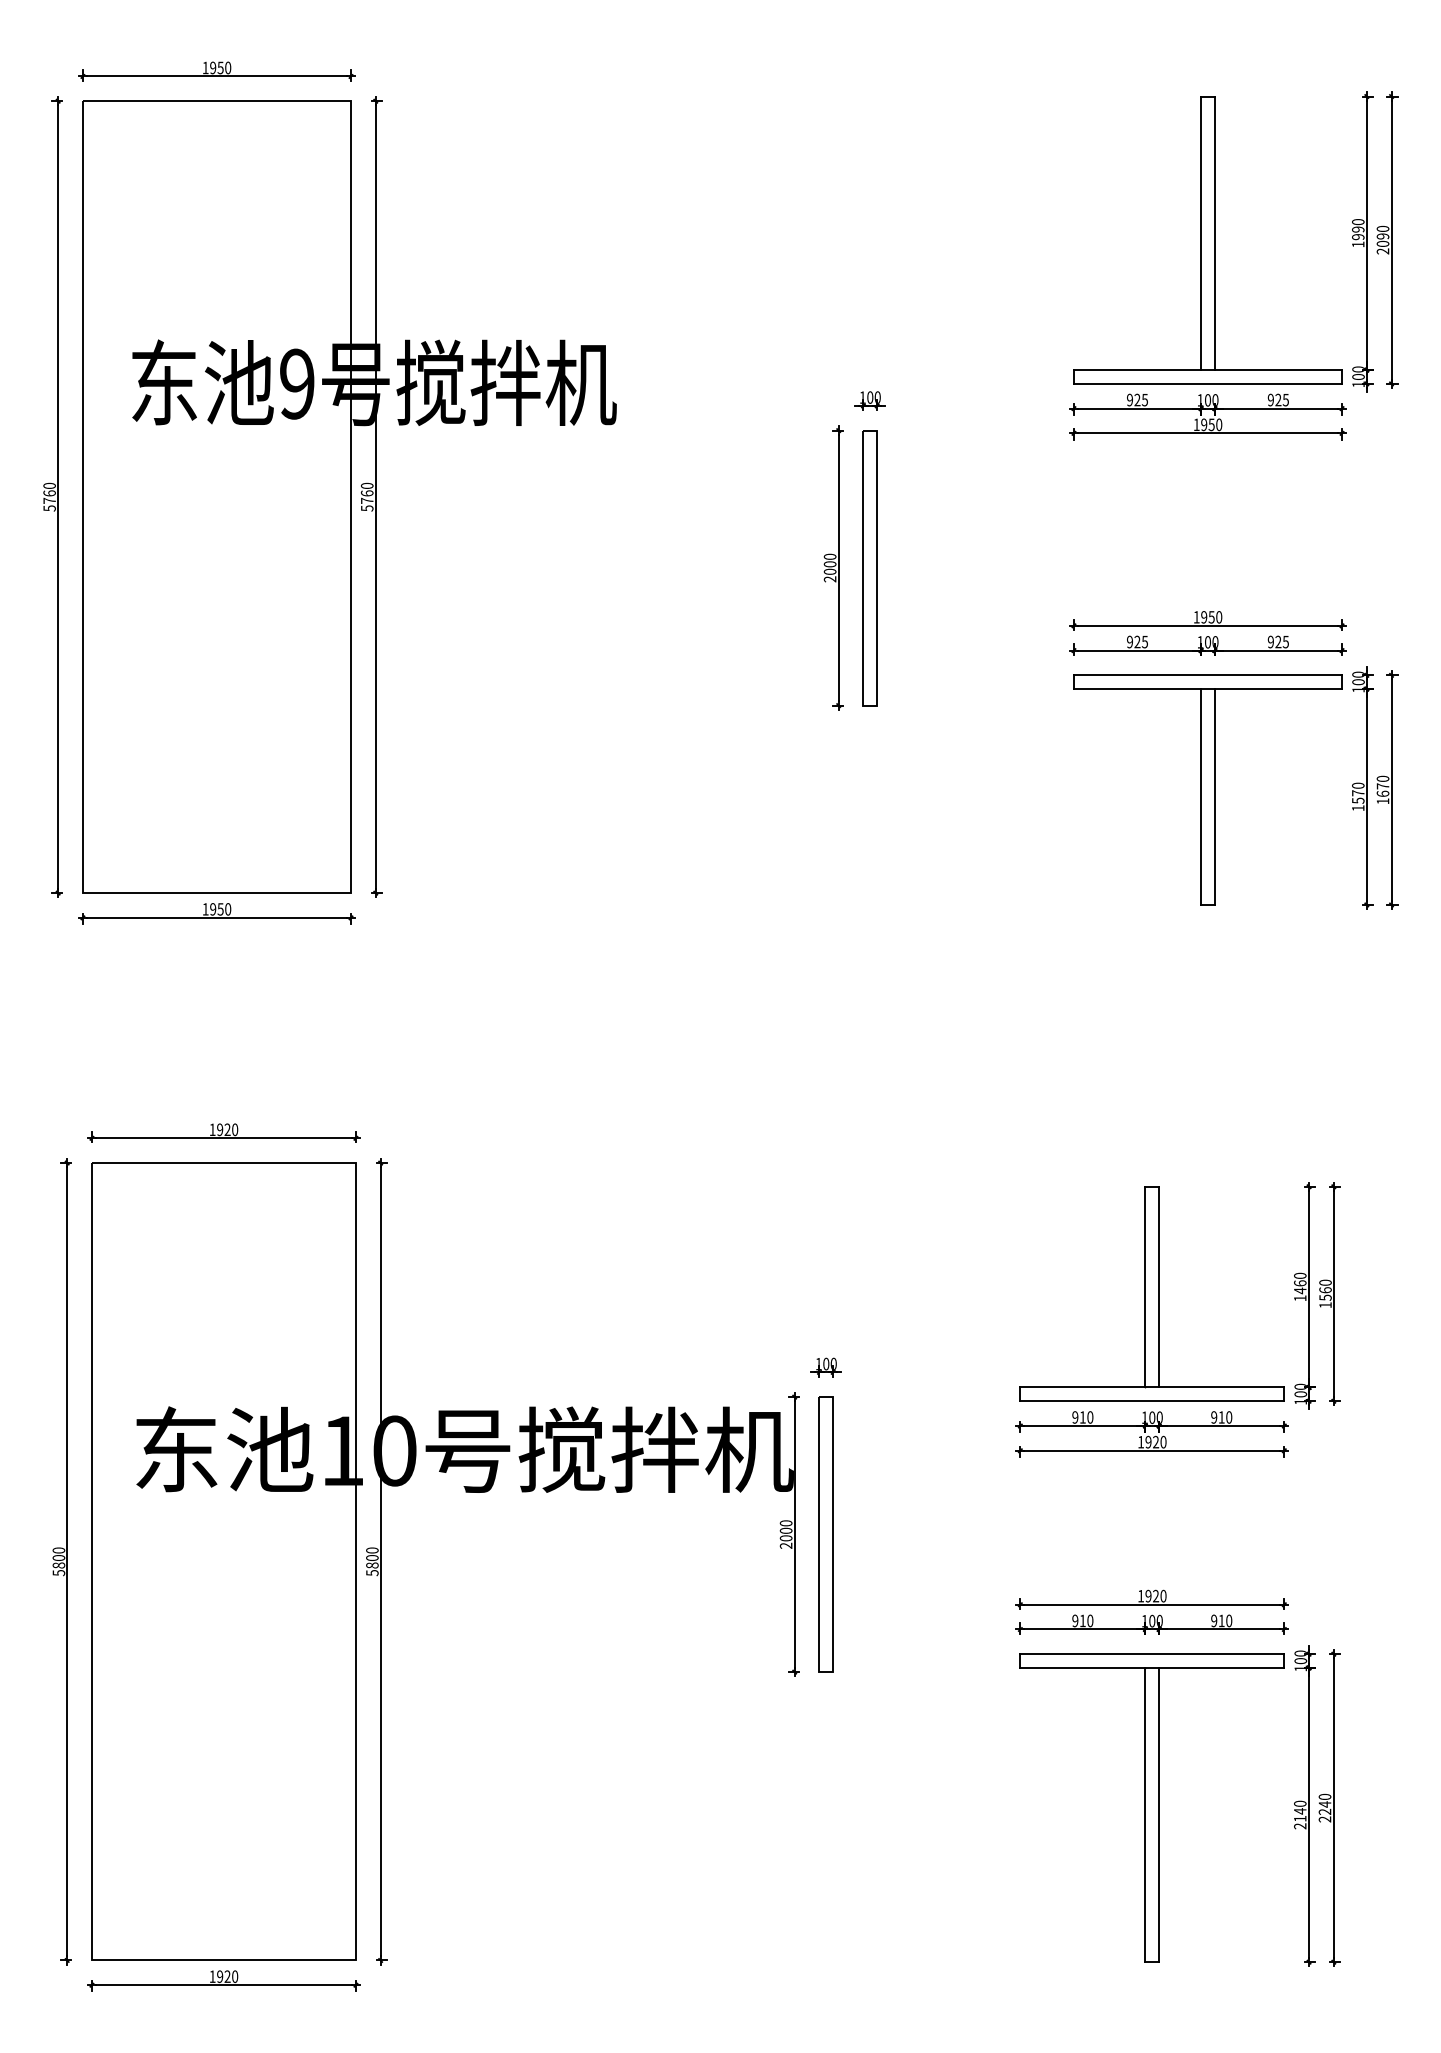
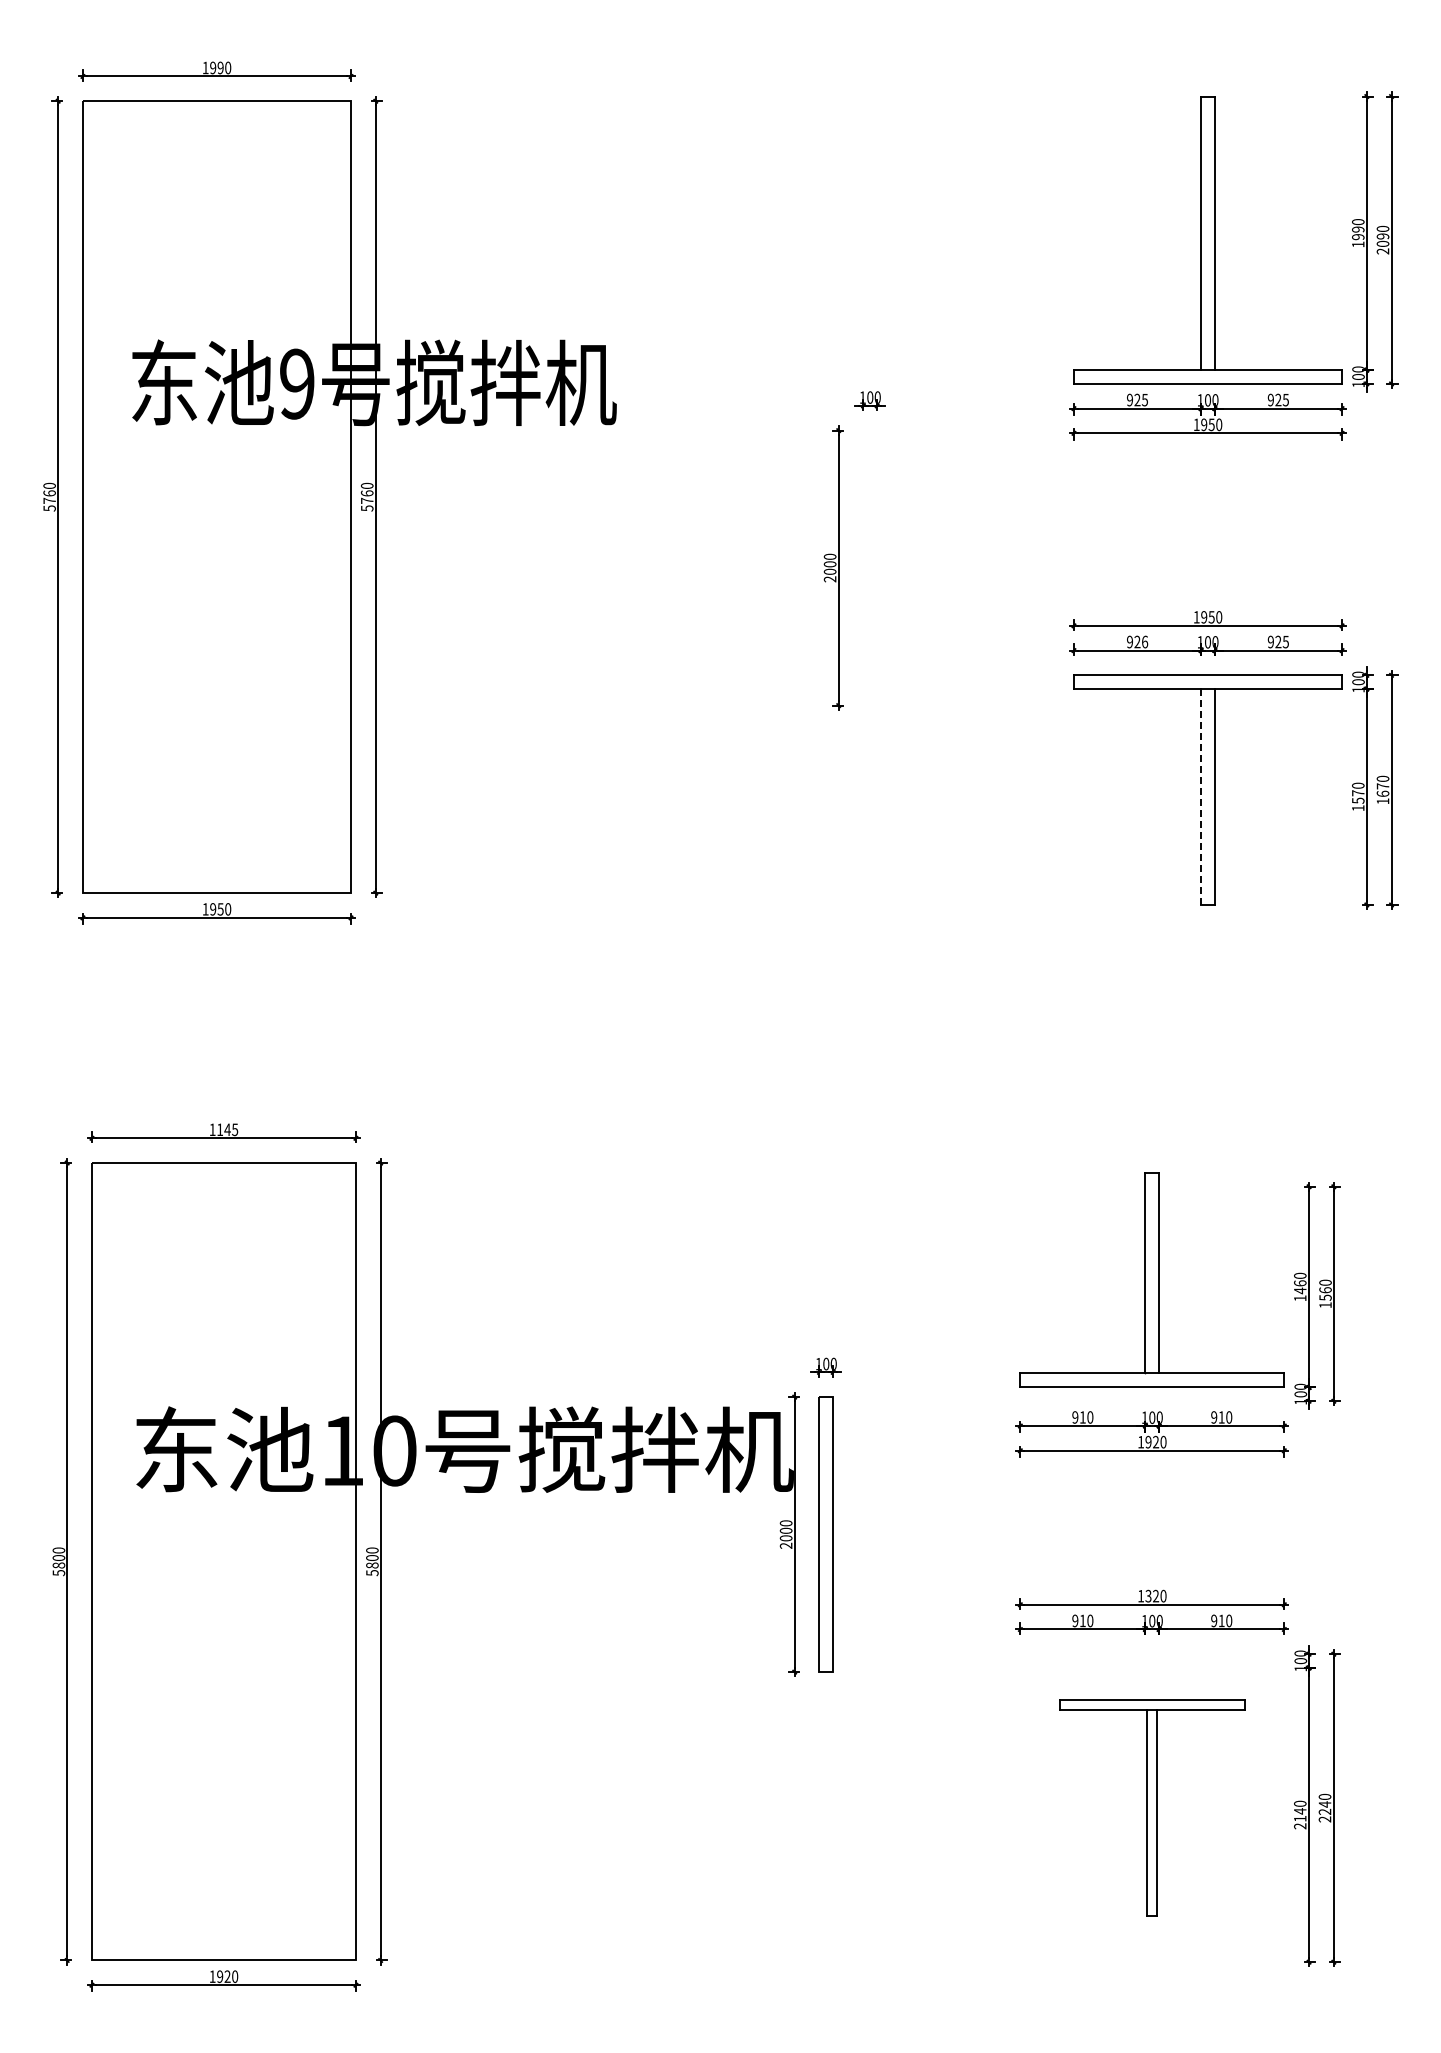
text: 1950 -> 1990 (220, 67)
part: present -> none (869, 568)
text: 925 -> 926 (1144, 641)
line: solid -> dashed (1201, 797)
text: 1920 -> 1145 (227, 1129)
part position: (1151, 1293) -> (1151, 1279) (1151, 1279)
text: 1920 -> 1320 (1148, 1596)
part size: 266x310 px -> 187x218 px (1152, 1807)
